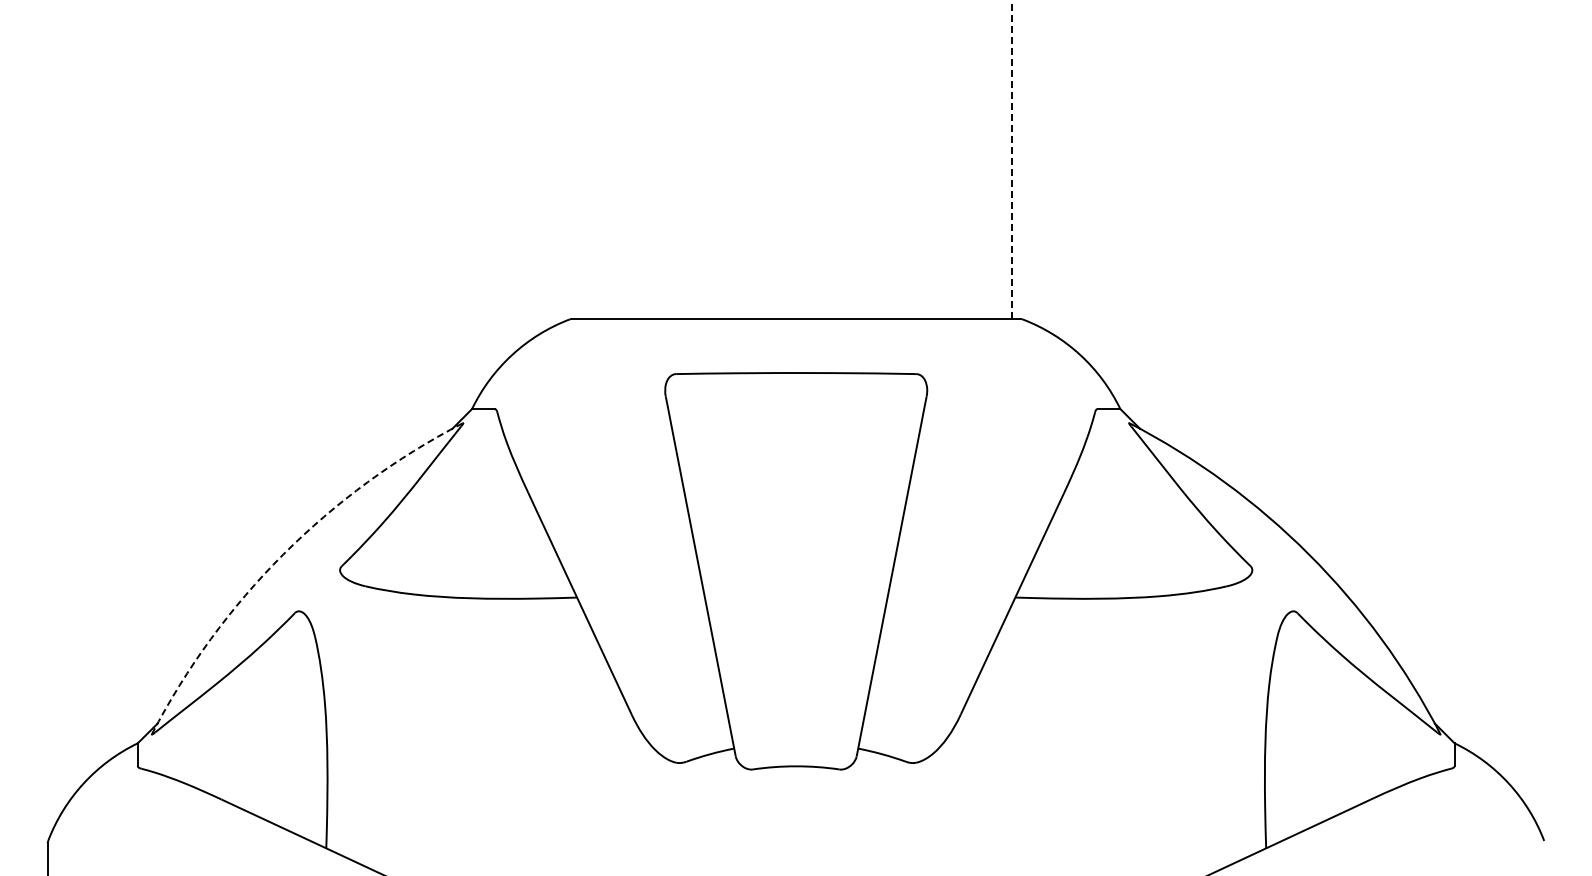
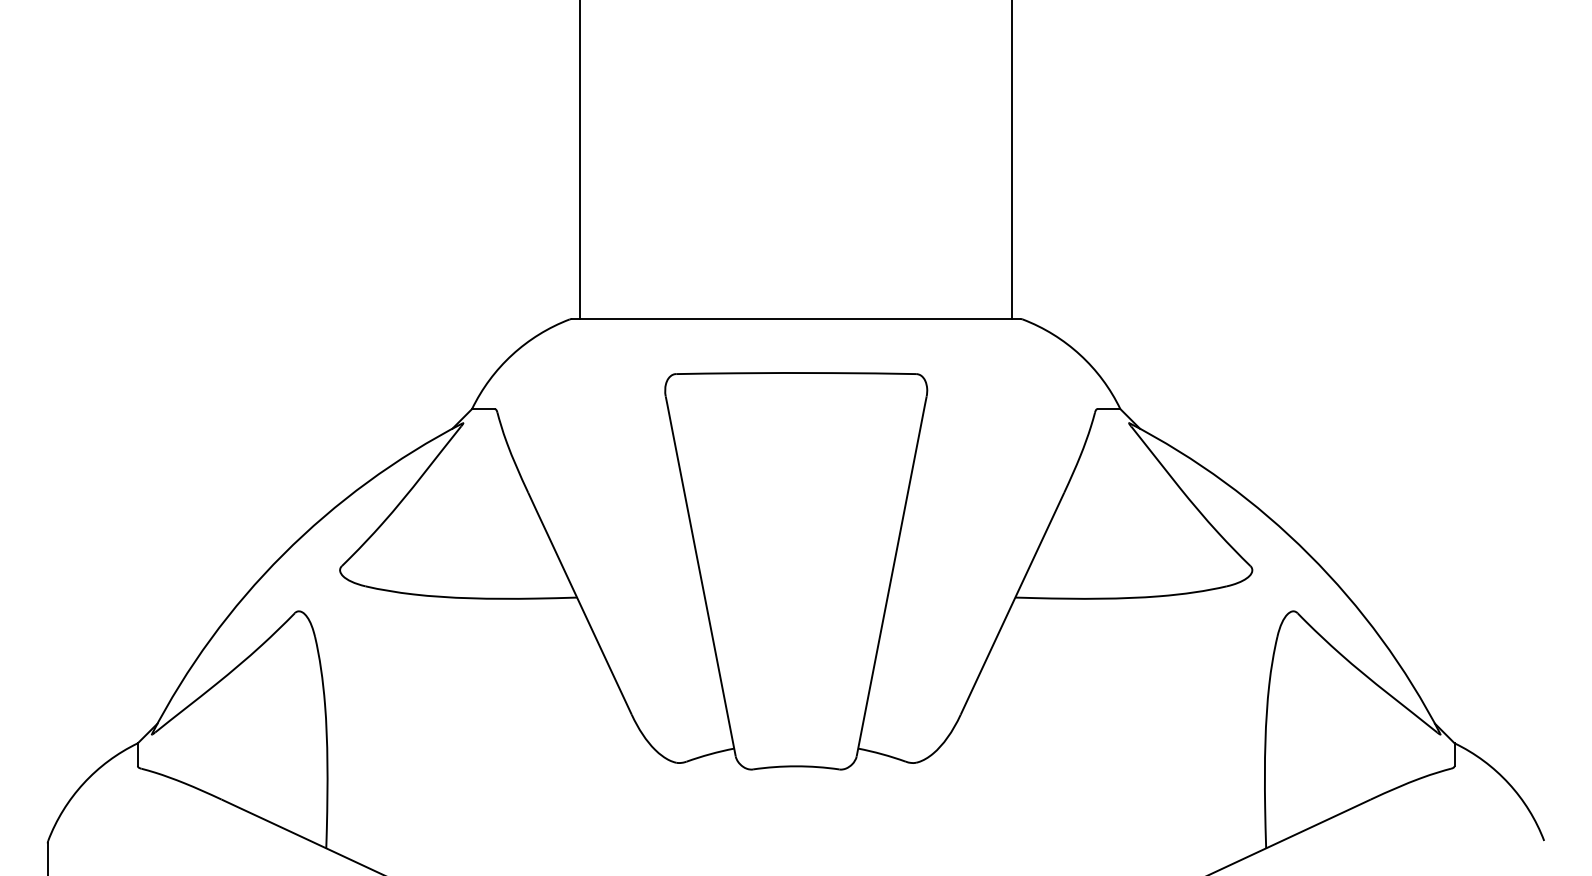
line: dashed -> solid (1011, 159)
line: none -> present (580, 160)
arc: dashed -> solid (283, 554)
